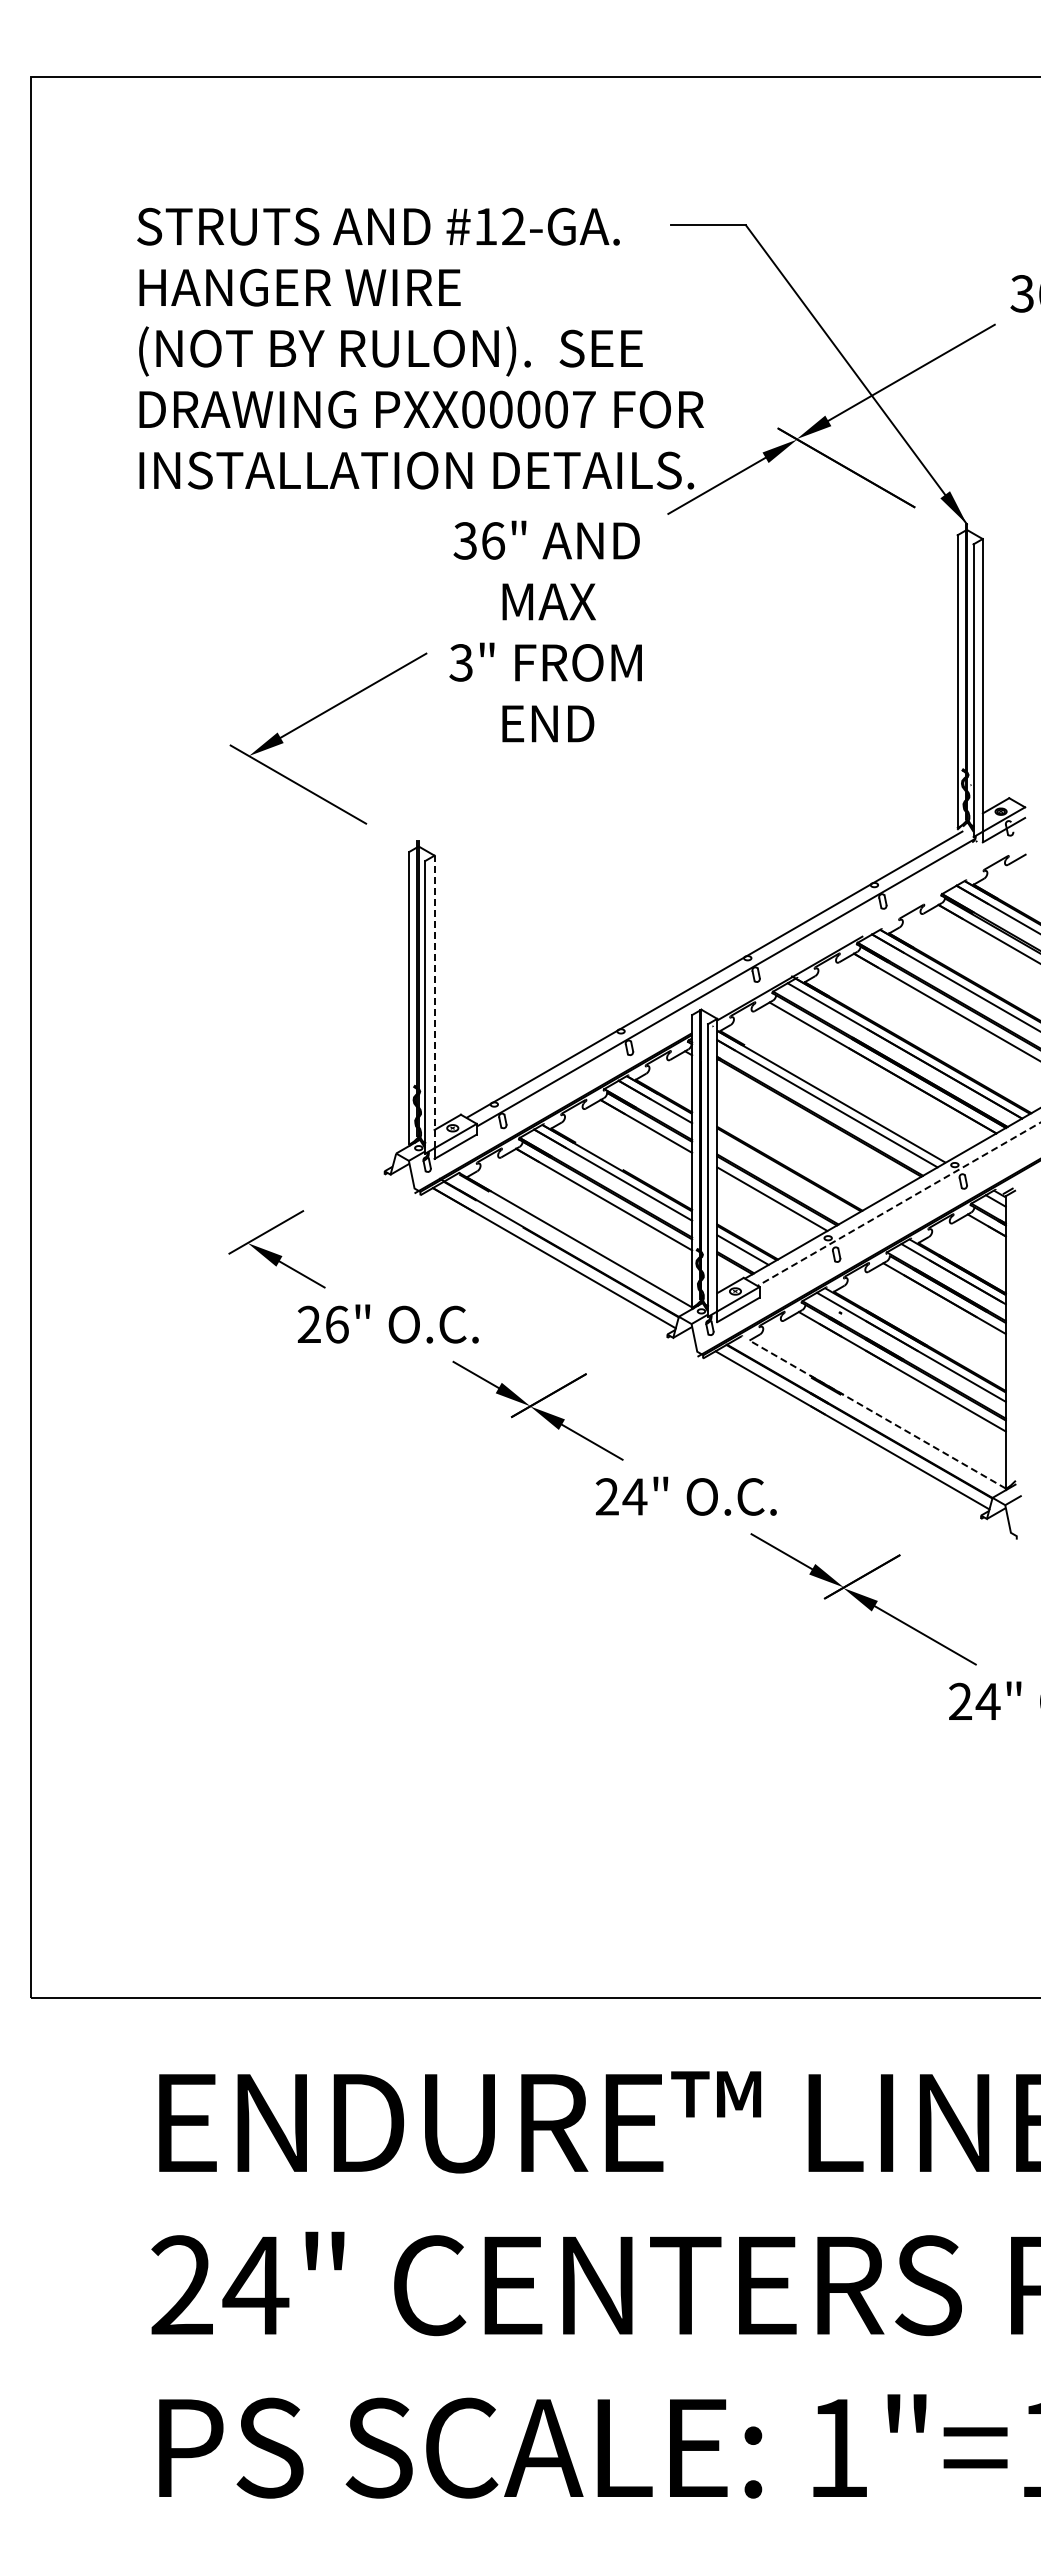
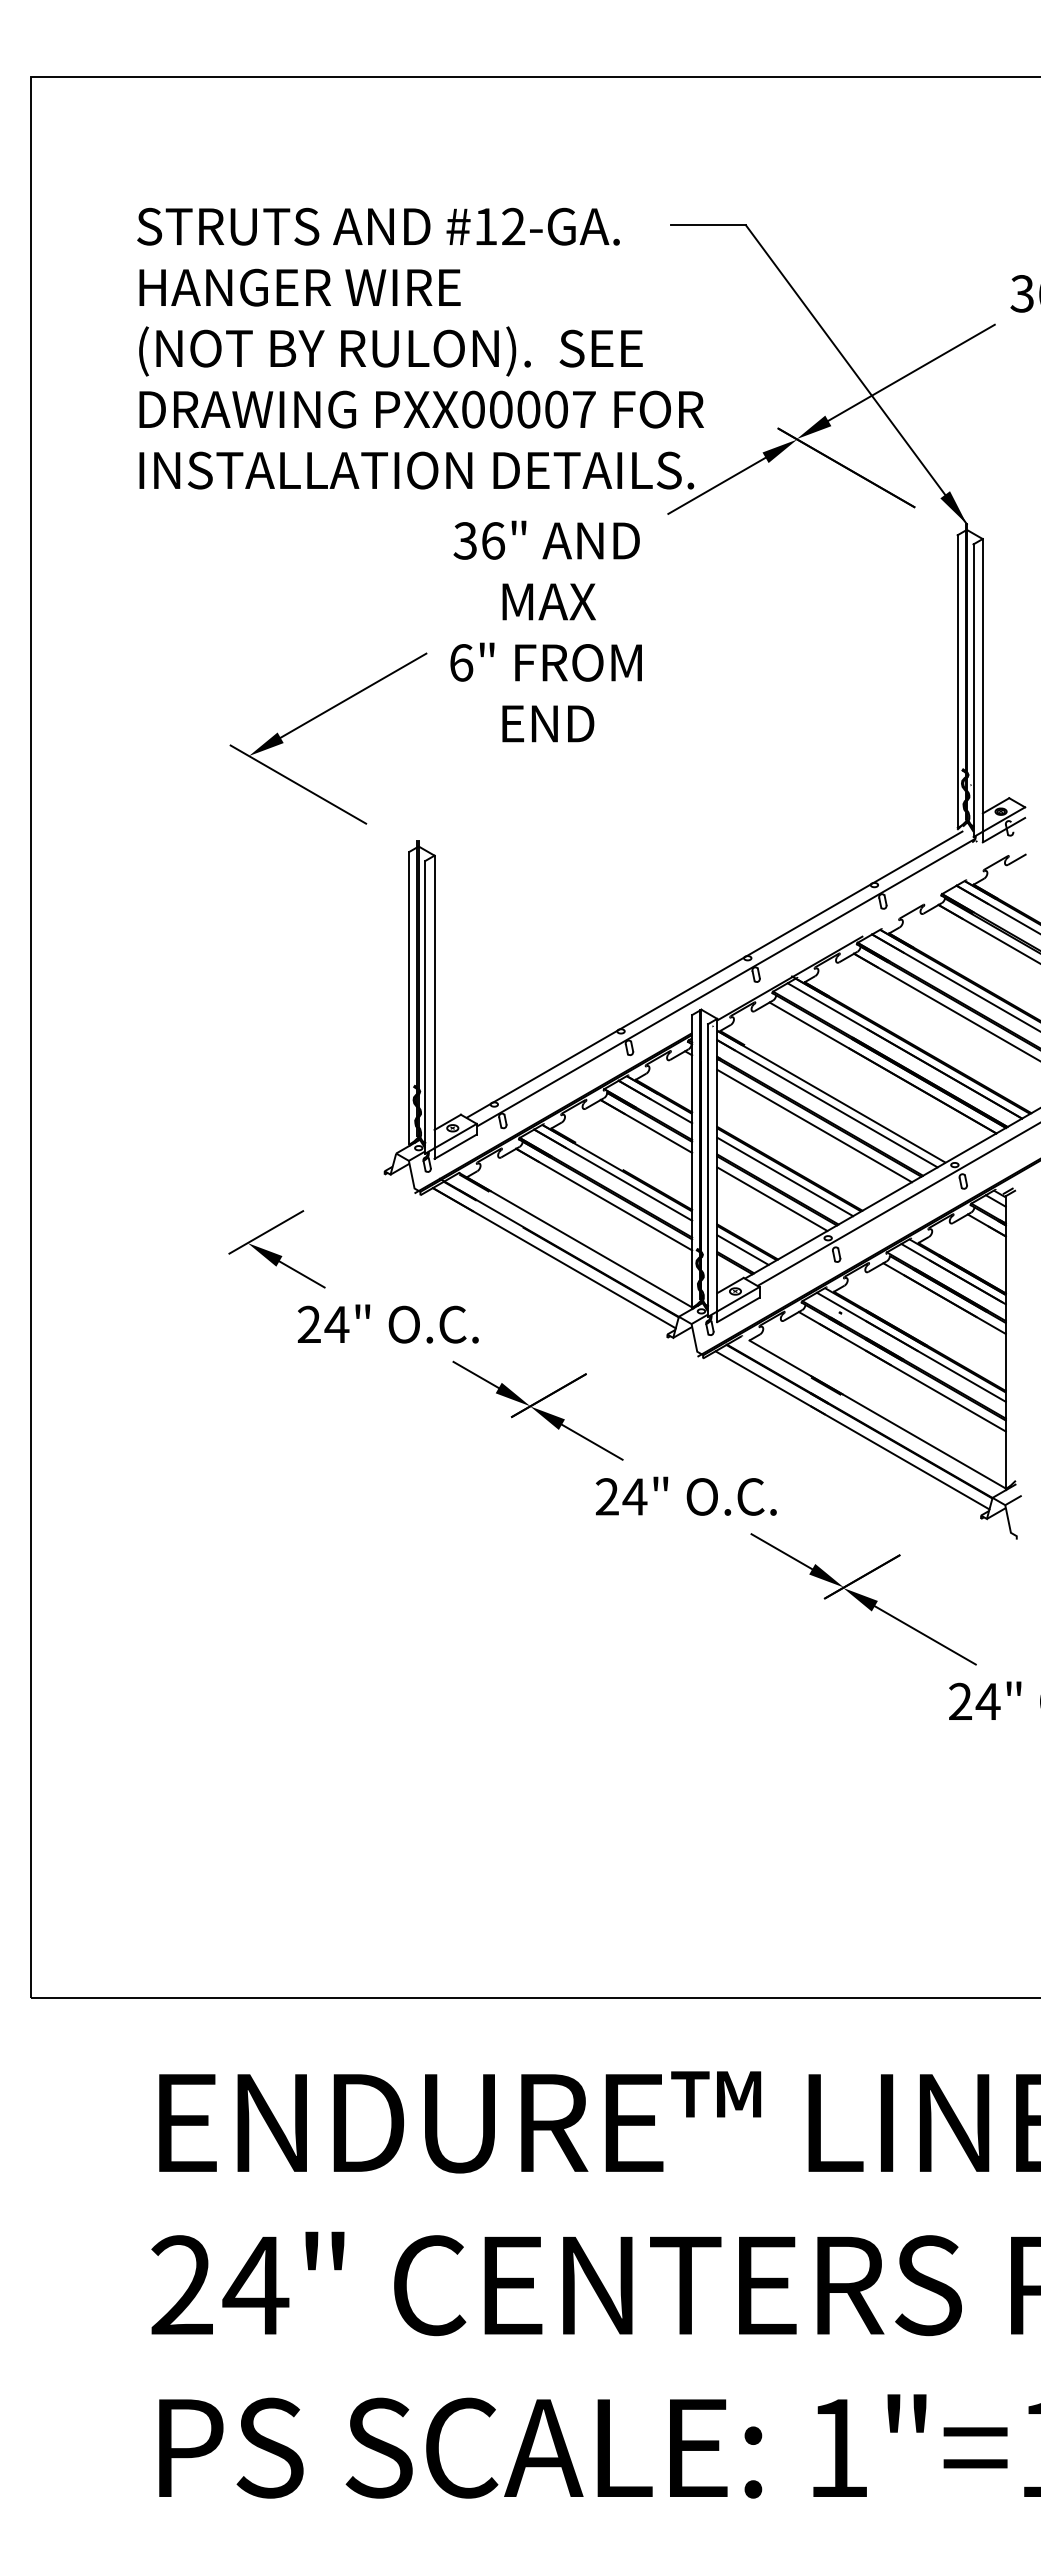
text: 3" -> 6" (461, 662)
line: dashed -> solid (434, 1001)
line: none -> present (814, 1125)
line: none -> present (785, 1176)
line: dashed -> solid (898, 1204)
text: 26" -> 24" (336, 1324)
line: dashed -> solid (877, 1414)
